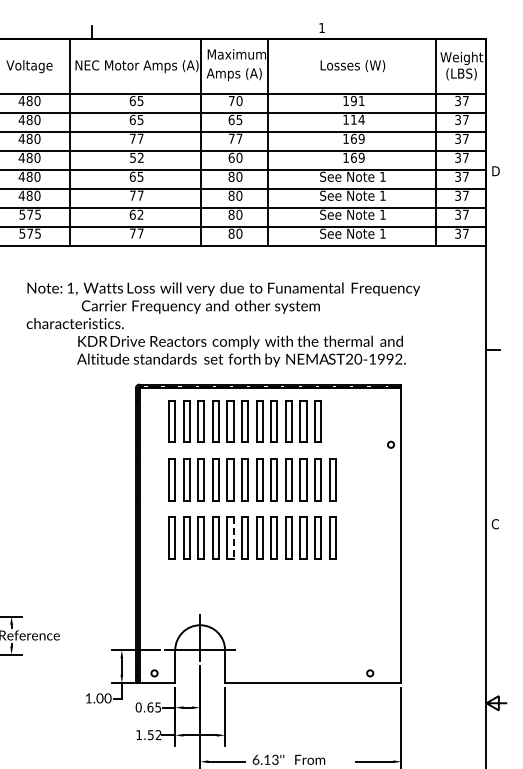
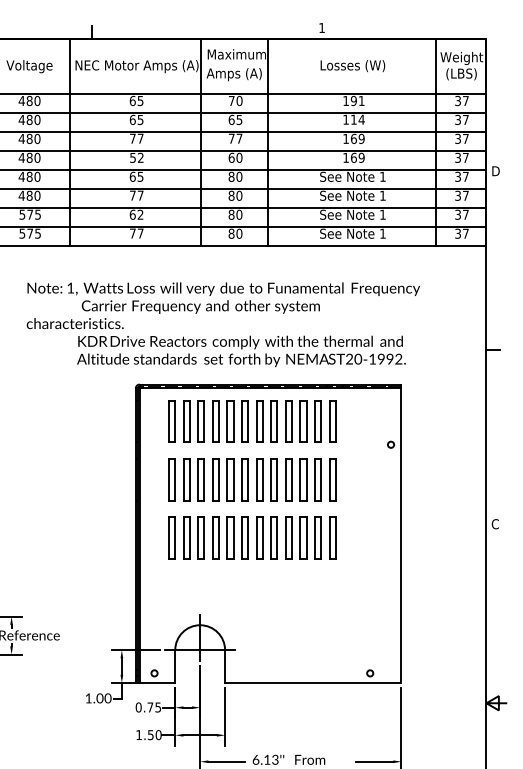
part: none -> present (332, 421)
line: dashed -> solid (233, 537)
text: 0.65 -> 0.75 (150, 707)
text: 1.52 -> 1.50 (158, 735)
